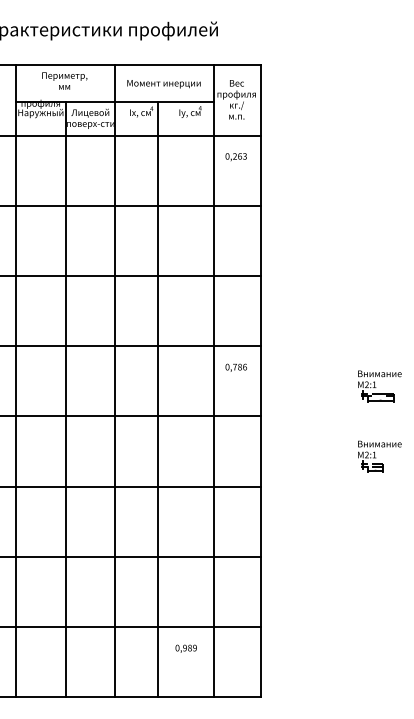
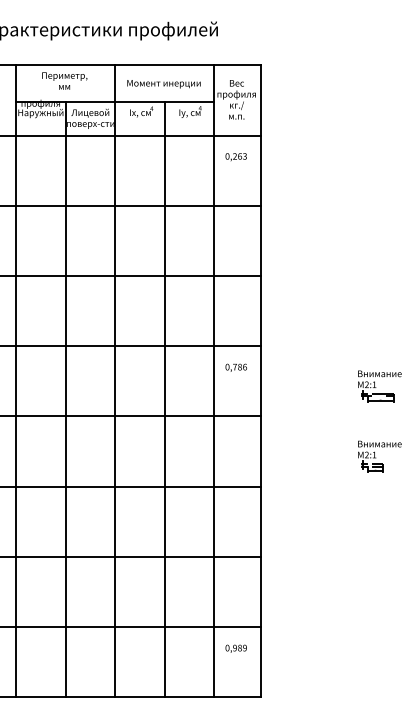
line position: (157, 399) -> (164, 399) (164, 399)
text position: (185, 648) -> (235, 648) (235, 648)
